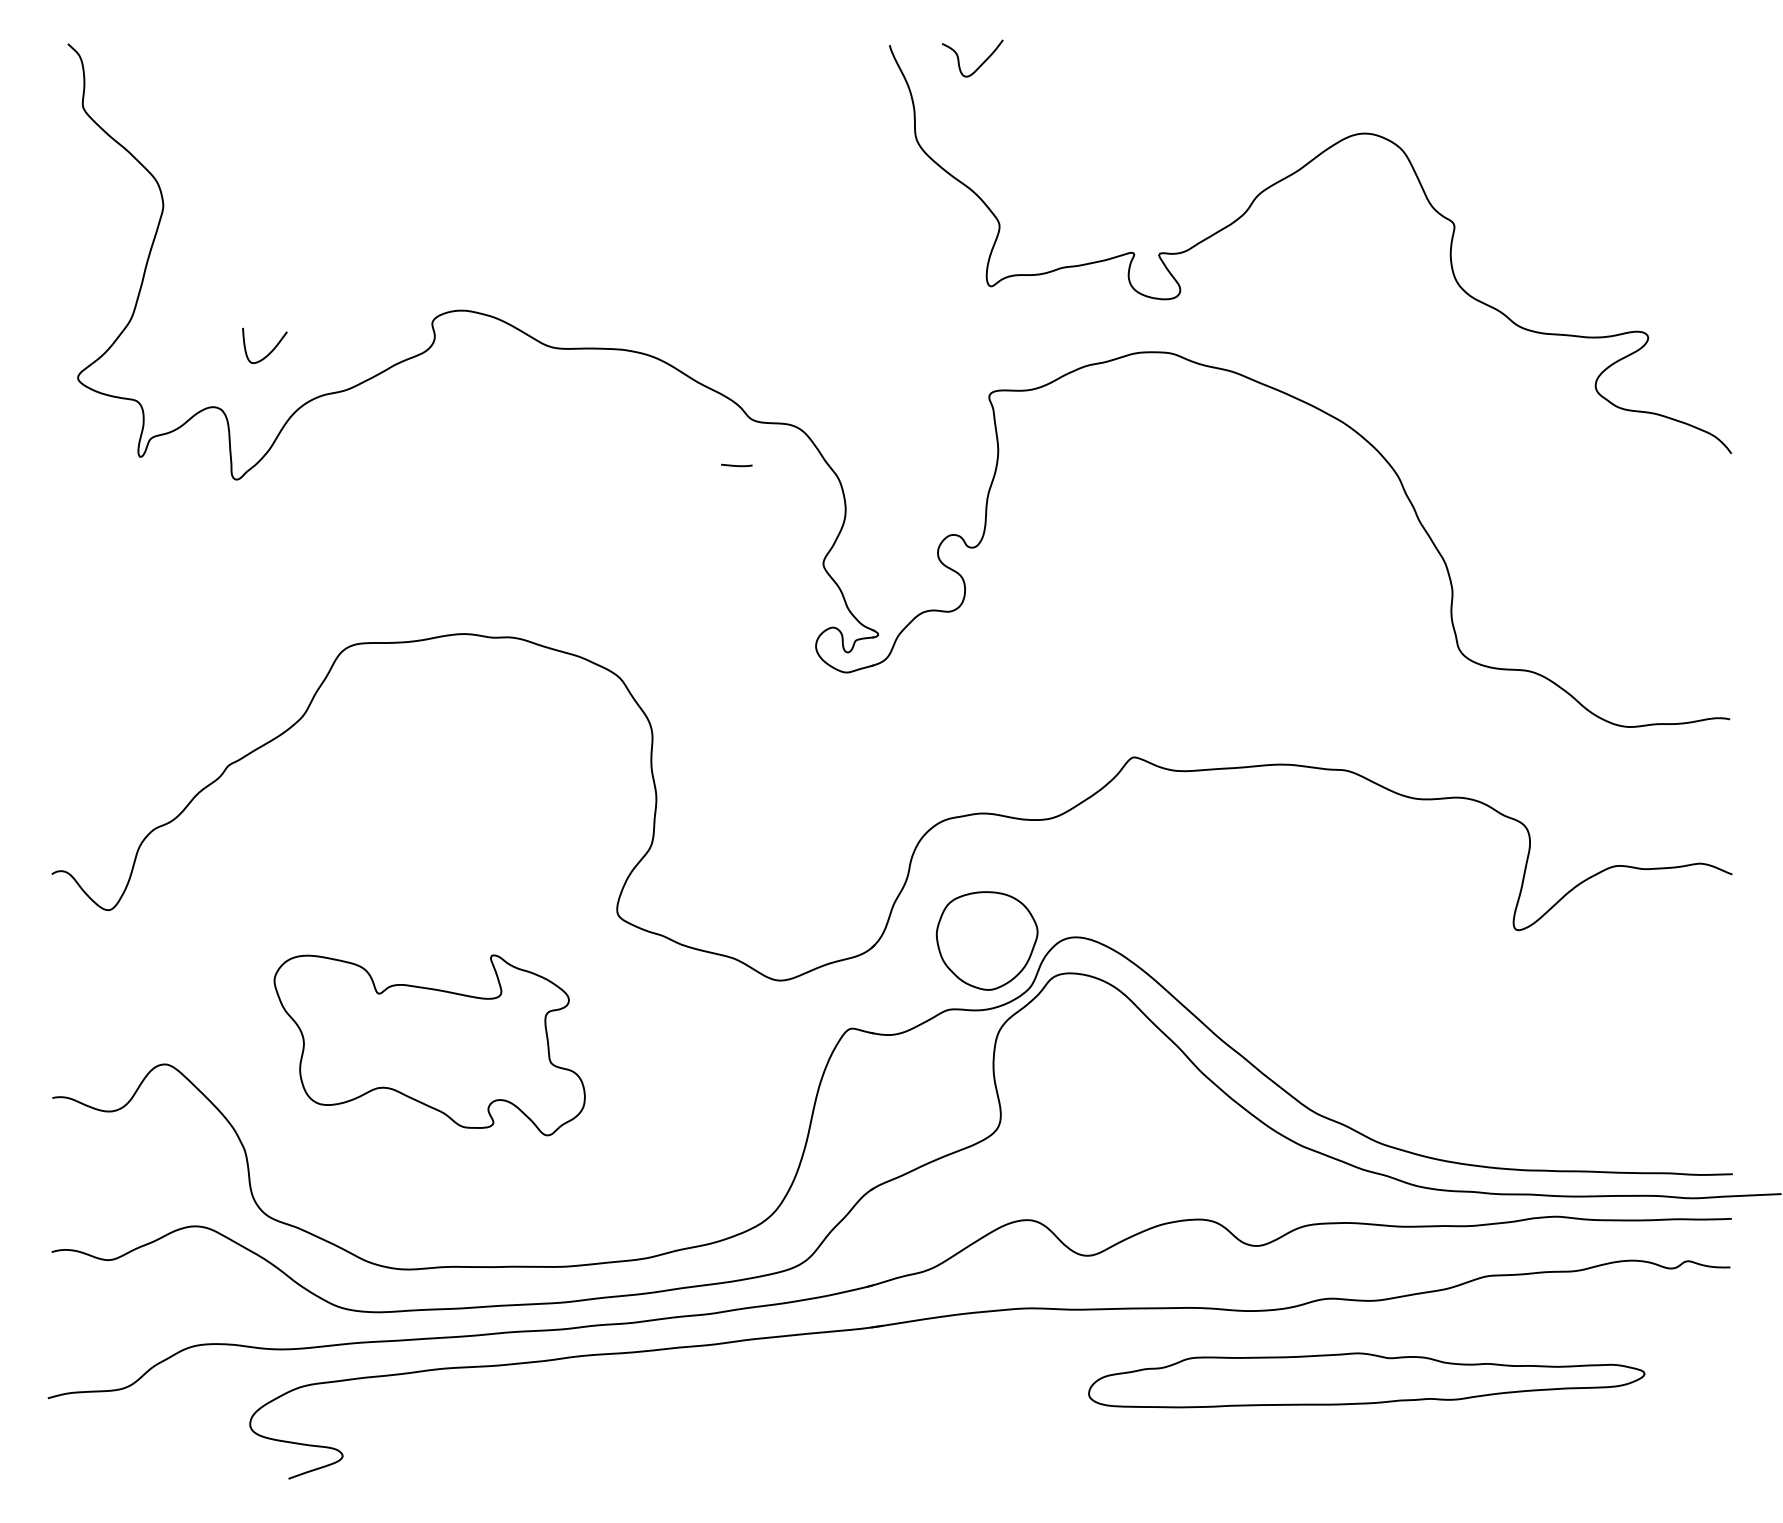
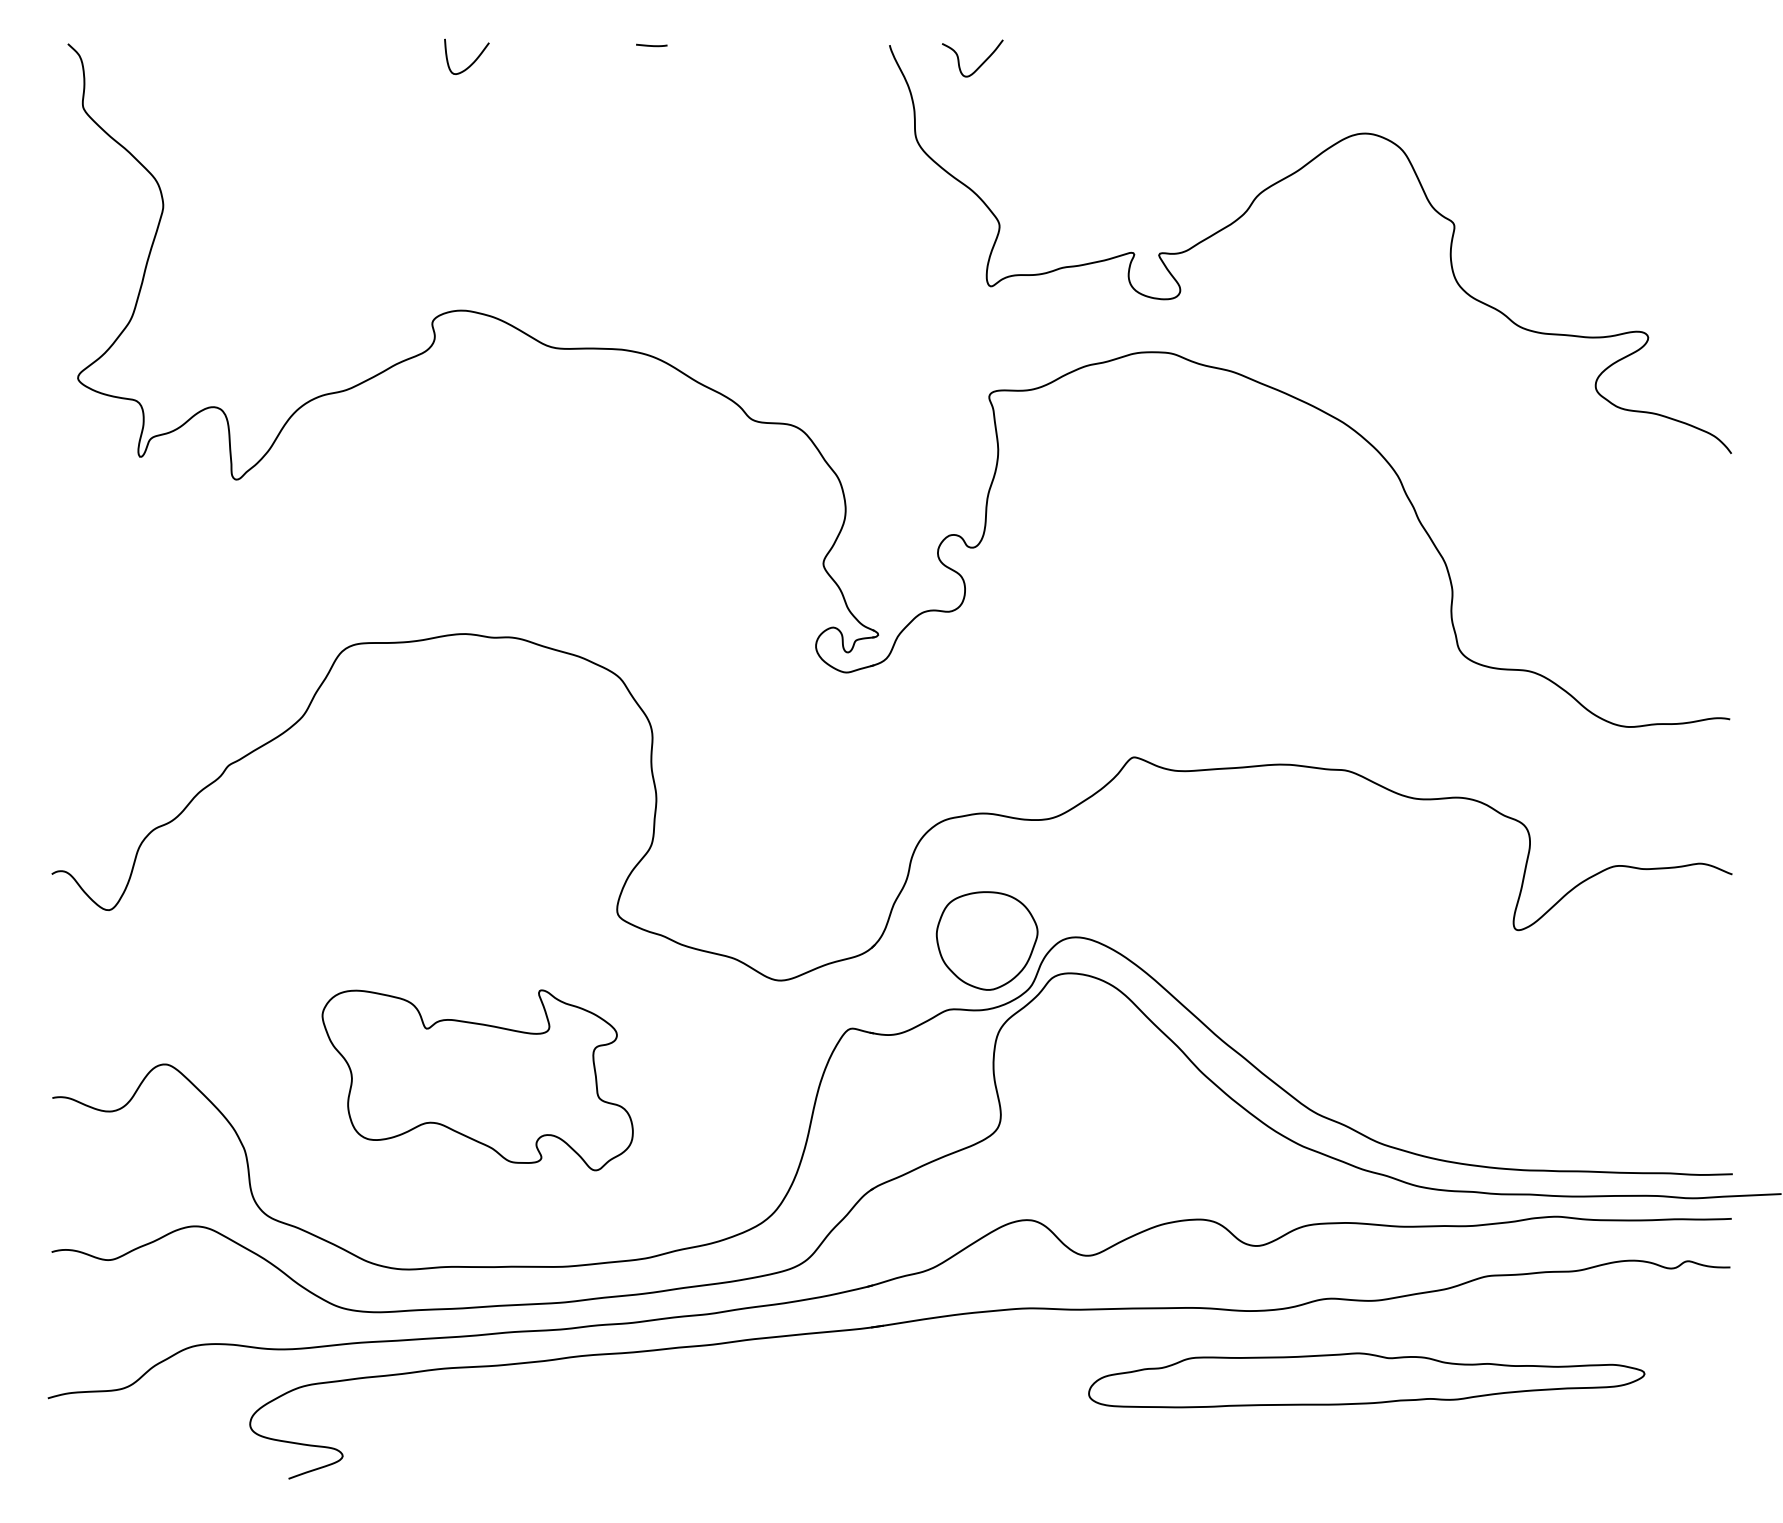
curve position: (270, 351) -> (472, 62) (472, 62)
curve position: (736, 465) -> (651, 45) (651, 45)
part position: (429, 1045) -> (477, 1080) (477, 1080)
